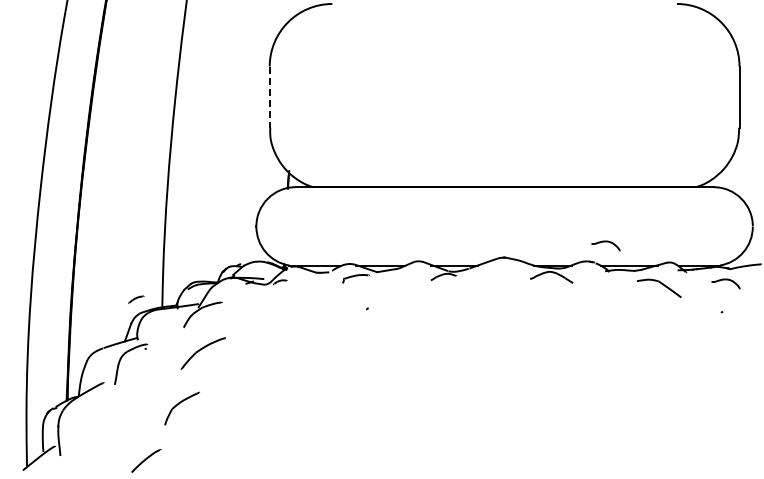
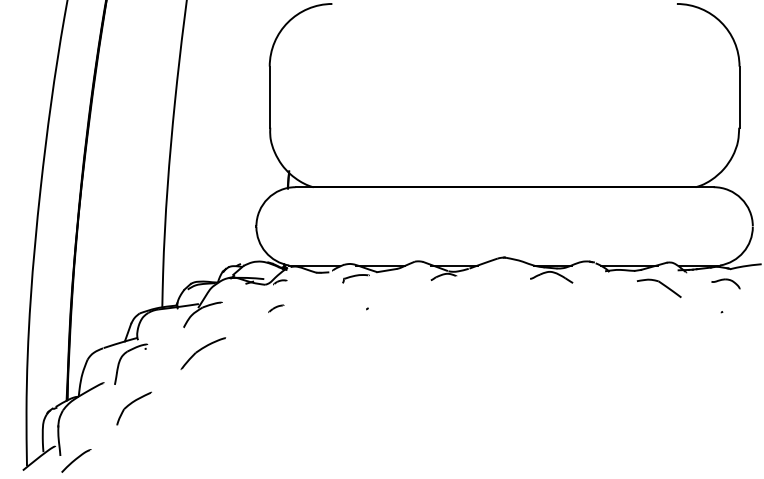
line: dashed -> solid (269, 97)
part: present -> none (605, 245)
line position: (136, 299) -> (276, 308) (276, 308)
part position: (181, 408) -> (133, 408) (133, 408)
curve position: (146, 459) -> (76, 459) (76, 459)
